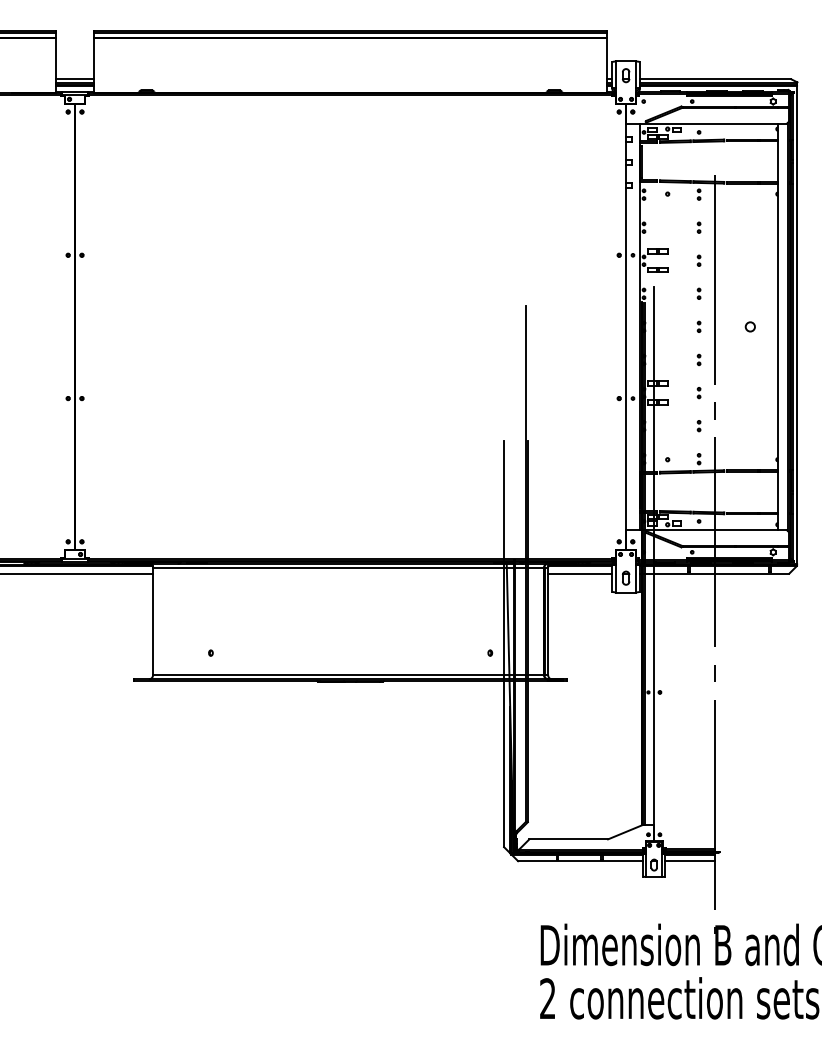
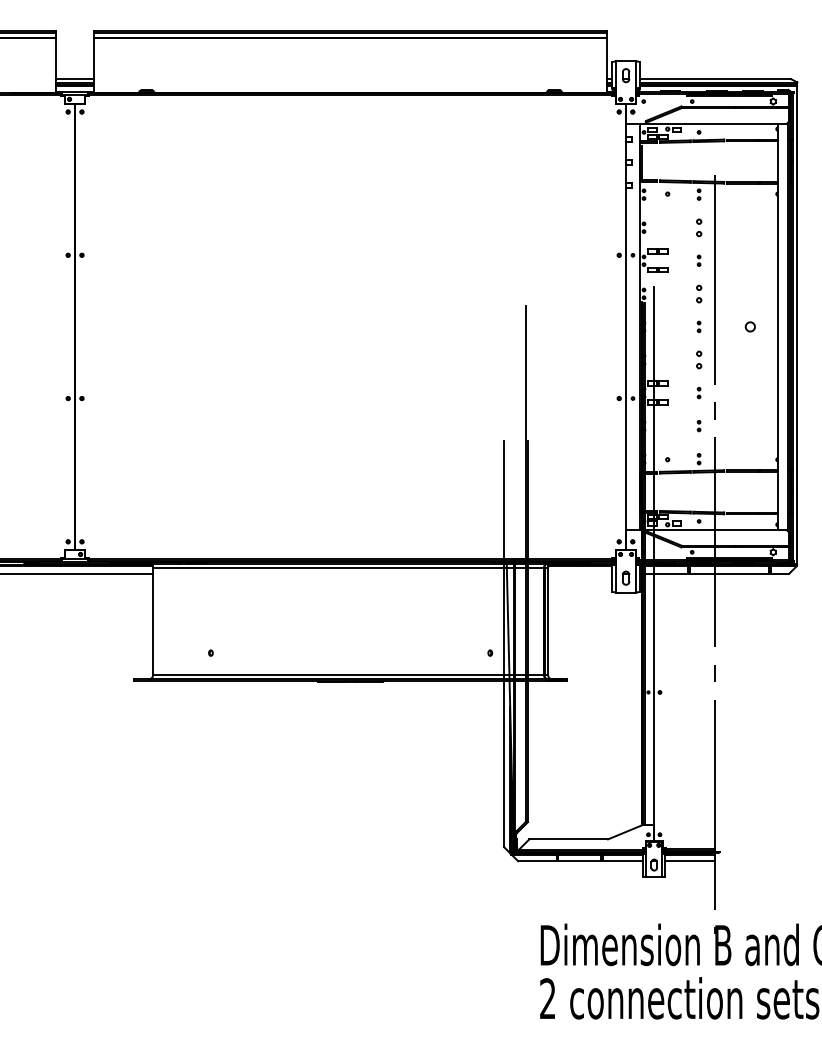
part size: 6x13 px -> 7x20 px (699, 227)
part size: 6x13 px -> 7x20 px (699, 293)
part size: 6x14 px -> 7x20 px (699, 359)
line: present -> none (580, 573)
